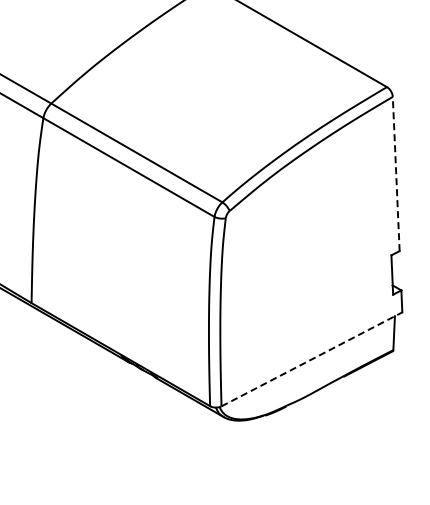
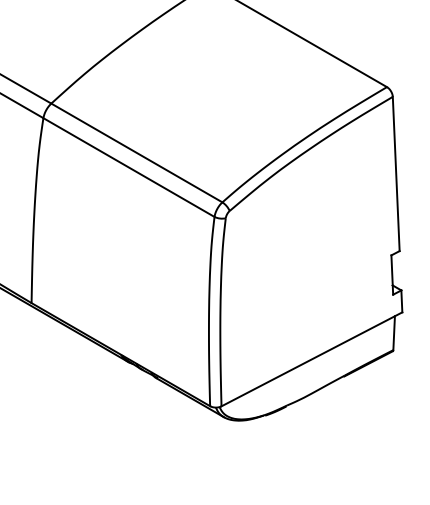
line: dashed -> solid (396, 173)
line: dashed -> solid (311, 359)
